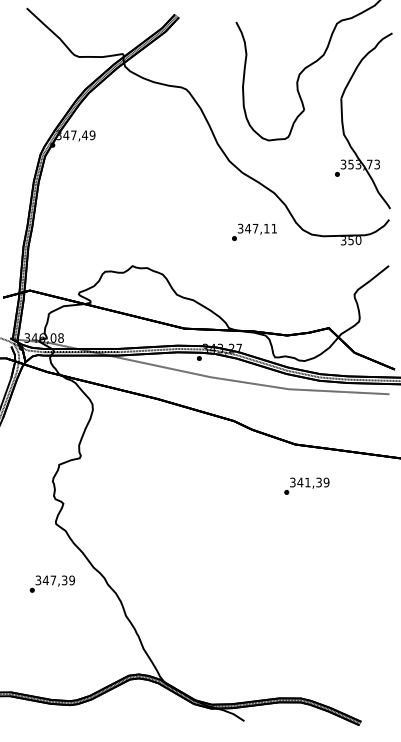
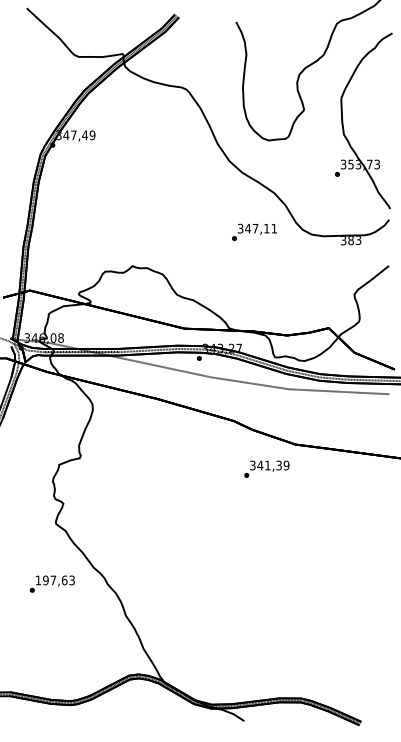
text: 350 -> 383 (354, 240)
text position: (306, 485) -> (266, 468) (266, 468)
text: 347,39 -> 197,63 (54, 580)
